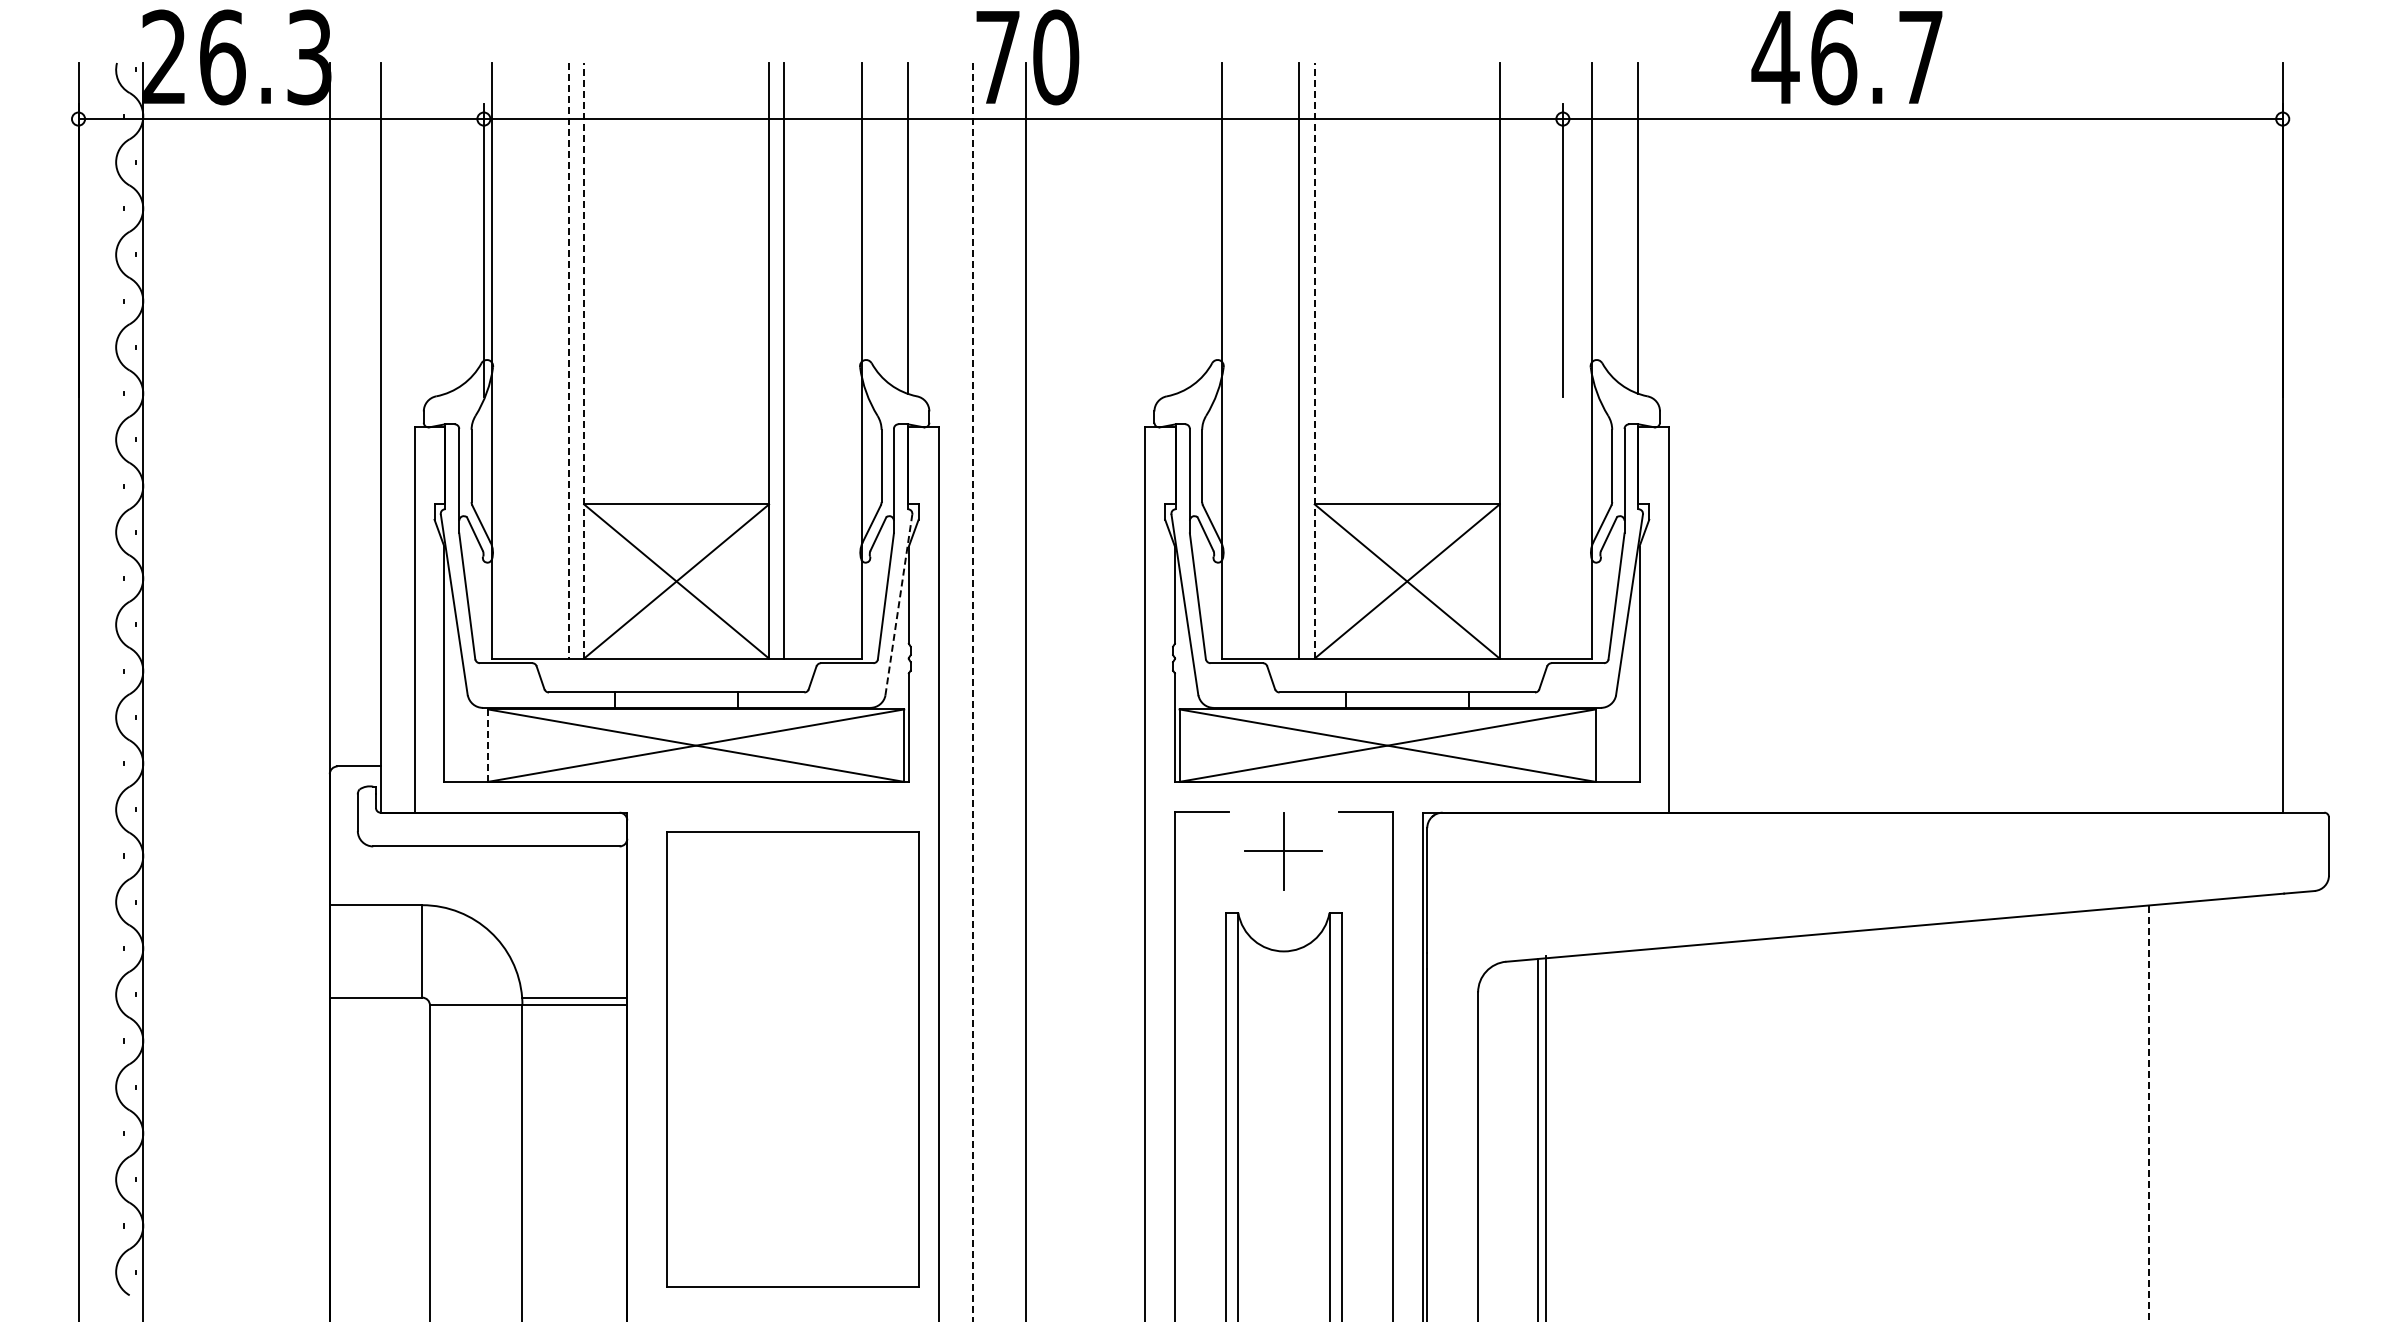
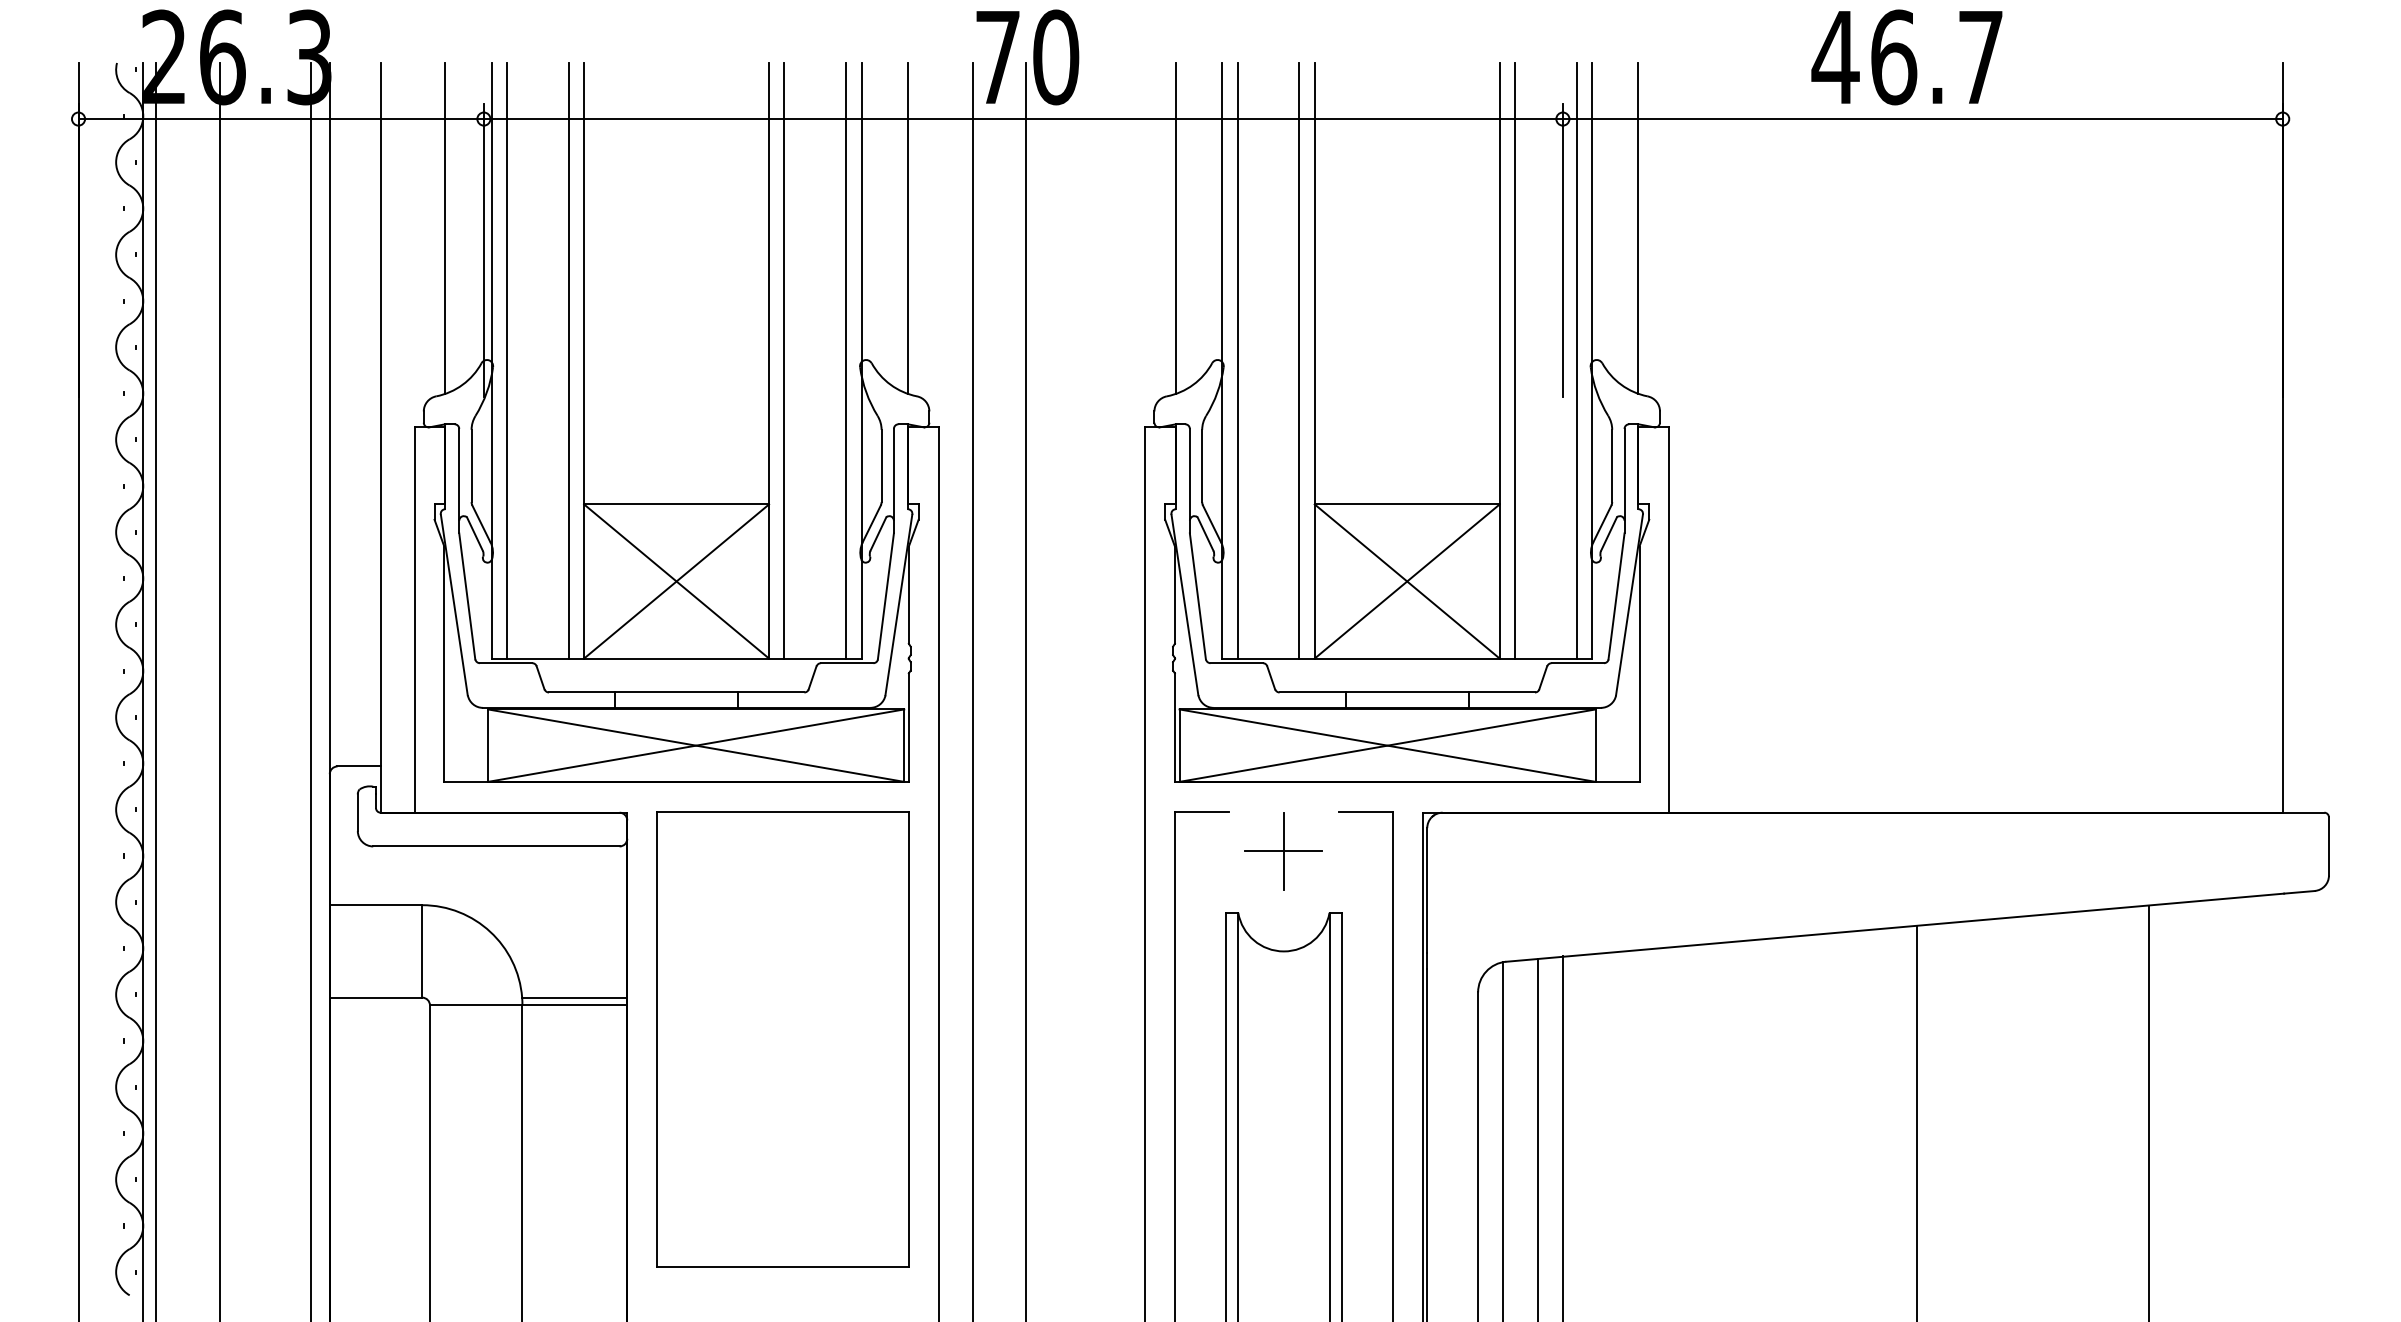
text position: (1846, 57) -> (1906, 57) (1906, 57)
line: none -> present (445, 227)
line: none -> present (1176, 227)
line: none -> present (507, 360)
line: dashed -> solid (568, 360)
line: dashed -> solid (584, 360)
line: none -> present (846, 360)
line: none -> present (1237, 360)
line: dashed -> solid (1314, 360)
line: none -> present (1515, 360)
line: none -> present (1576, 360)
line: dashed -> solid (898, 604)
line: none -> present (155, 690)
line: none -> present (220, 690)
line: none -> present (311, 690)
line: dashed -> solid (972, 692)
line: dashed -> solid (488, 746)
part position: (792, 1059) -> (782, 1039) (782, 1039)
line: dashed -> solid (2148, 1113)
line: none -> present (1917, 1121)
line position: (1545, 1137) -> (1562, 1137) (1562, 1137)
line: none -> present (1502, 1139)
